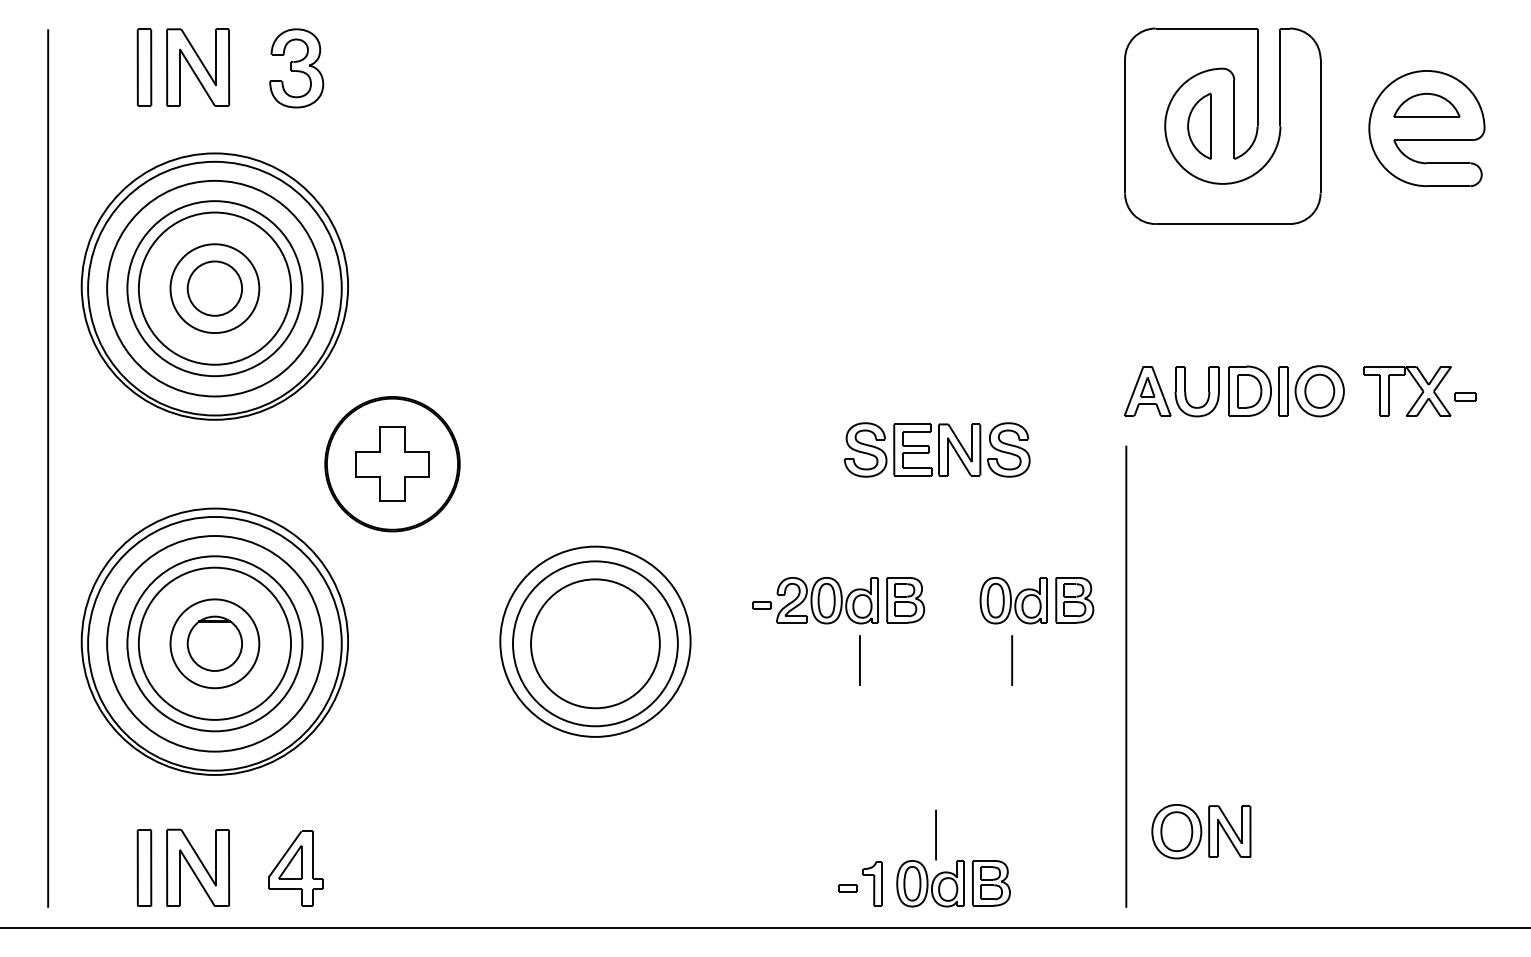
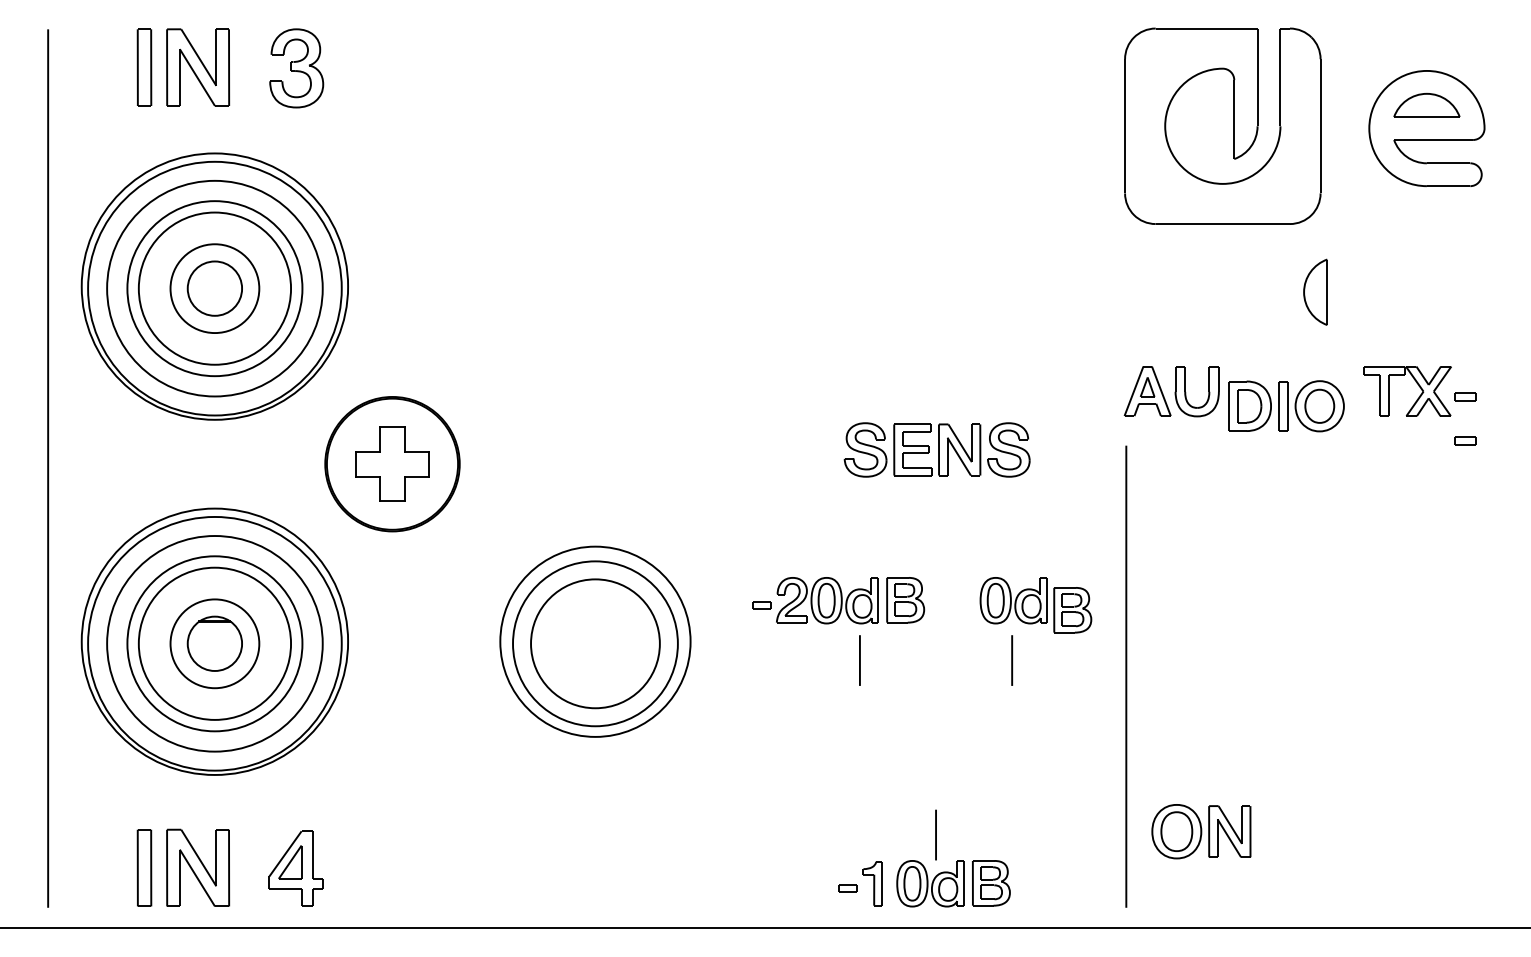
part position: (1199, 125) -> (1315, 291) (1315, 291)
part position: (1286, 391) -> (1286, 406) (1286, 406)
part: none -> present (1465, 440)
part position: (1074, 600) -> (1072, 610) (1072, 610)
